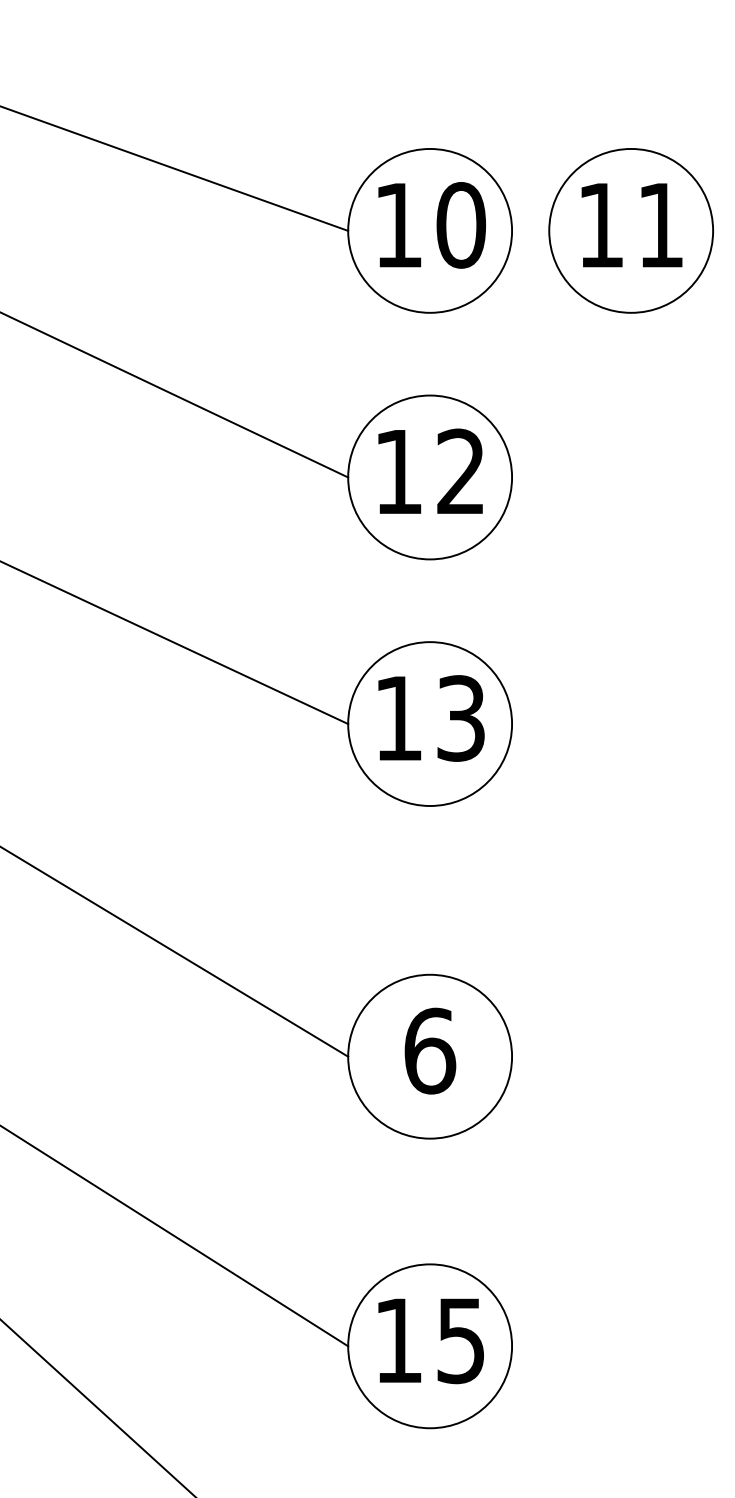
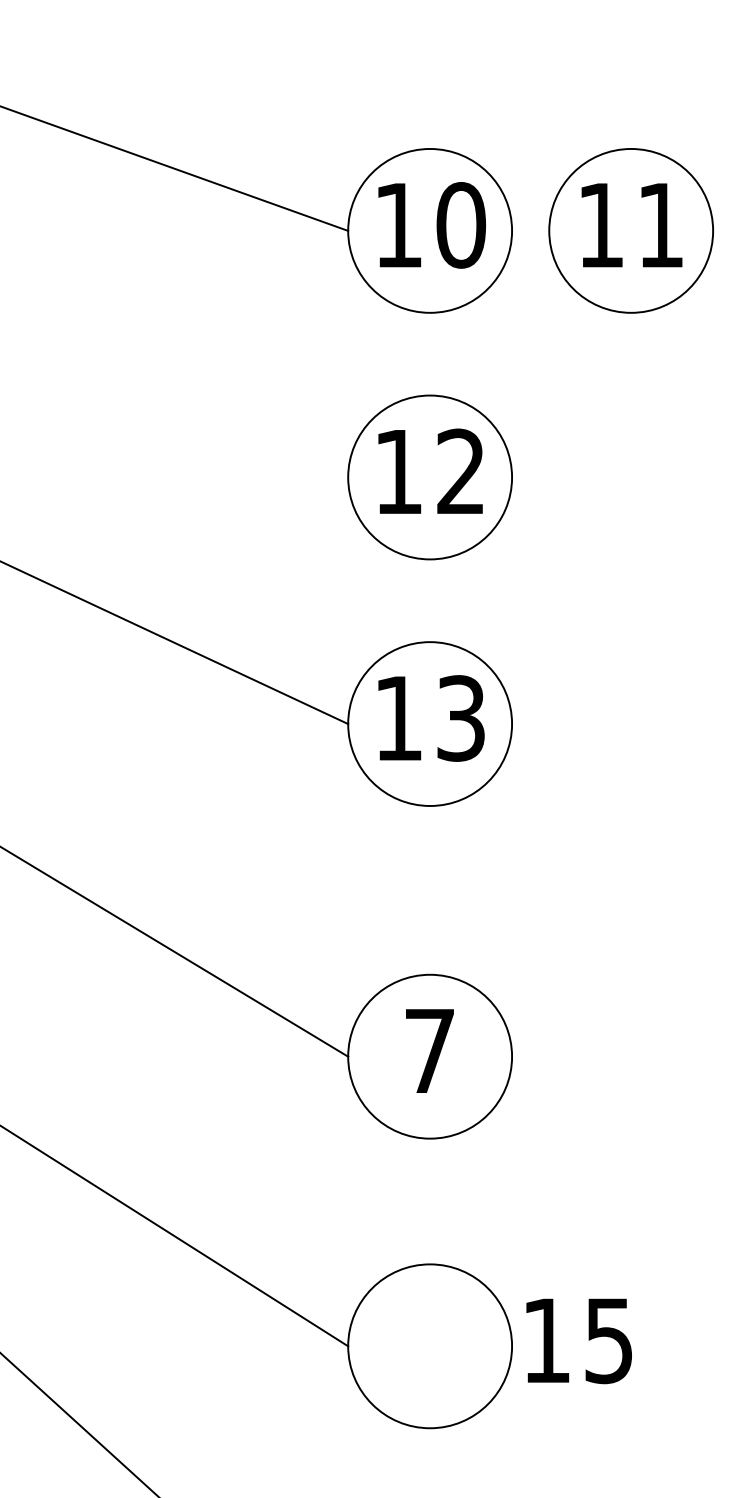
line: present -> none (175, 395)
text: 6 -> 7 (430, 1050)
text position: (430, 1341) -> (578, 1341) (578, 1341)
line position: (97, 1407) -> (78, 1424) (78, 1424)
